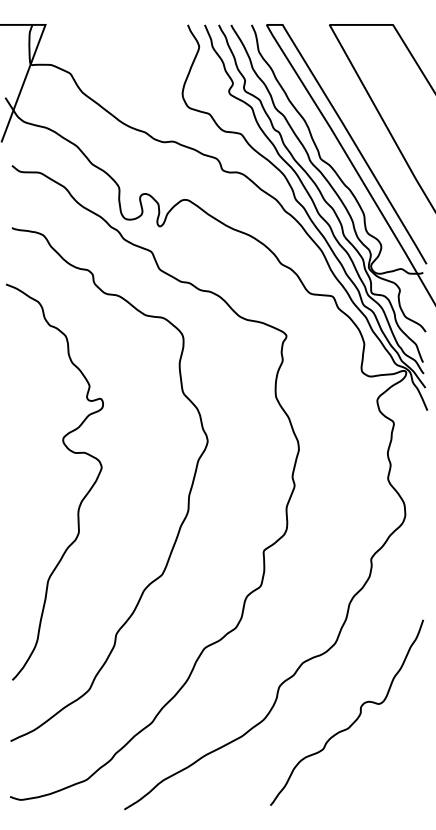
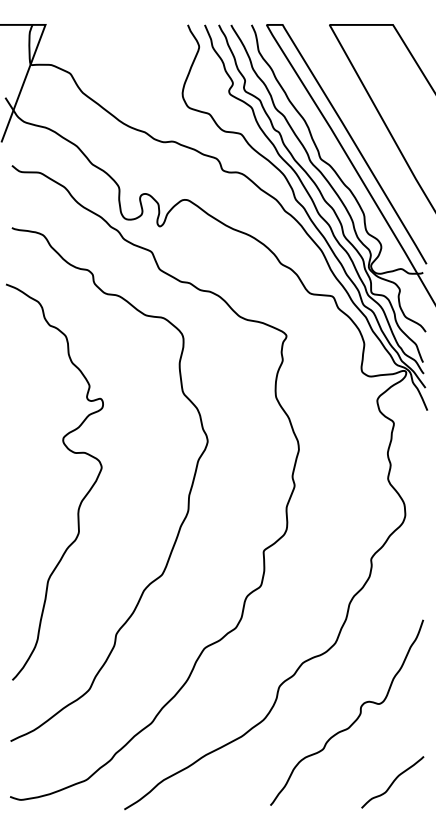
curve: none -> present (392, 782)
